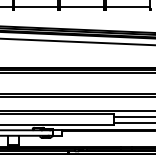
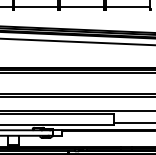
line: present -> none (132, 116)
